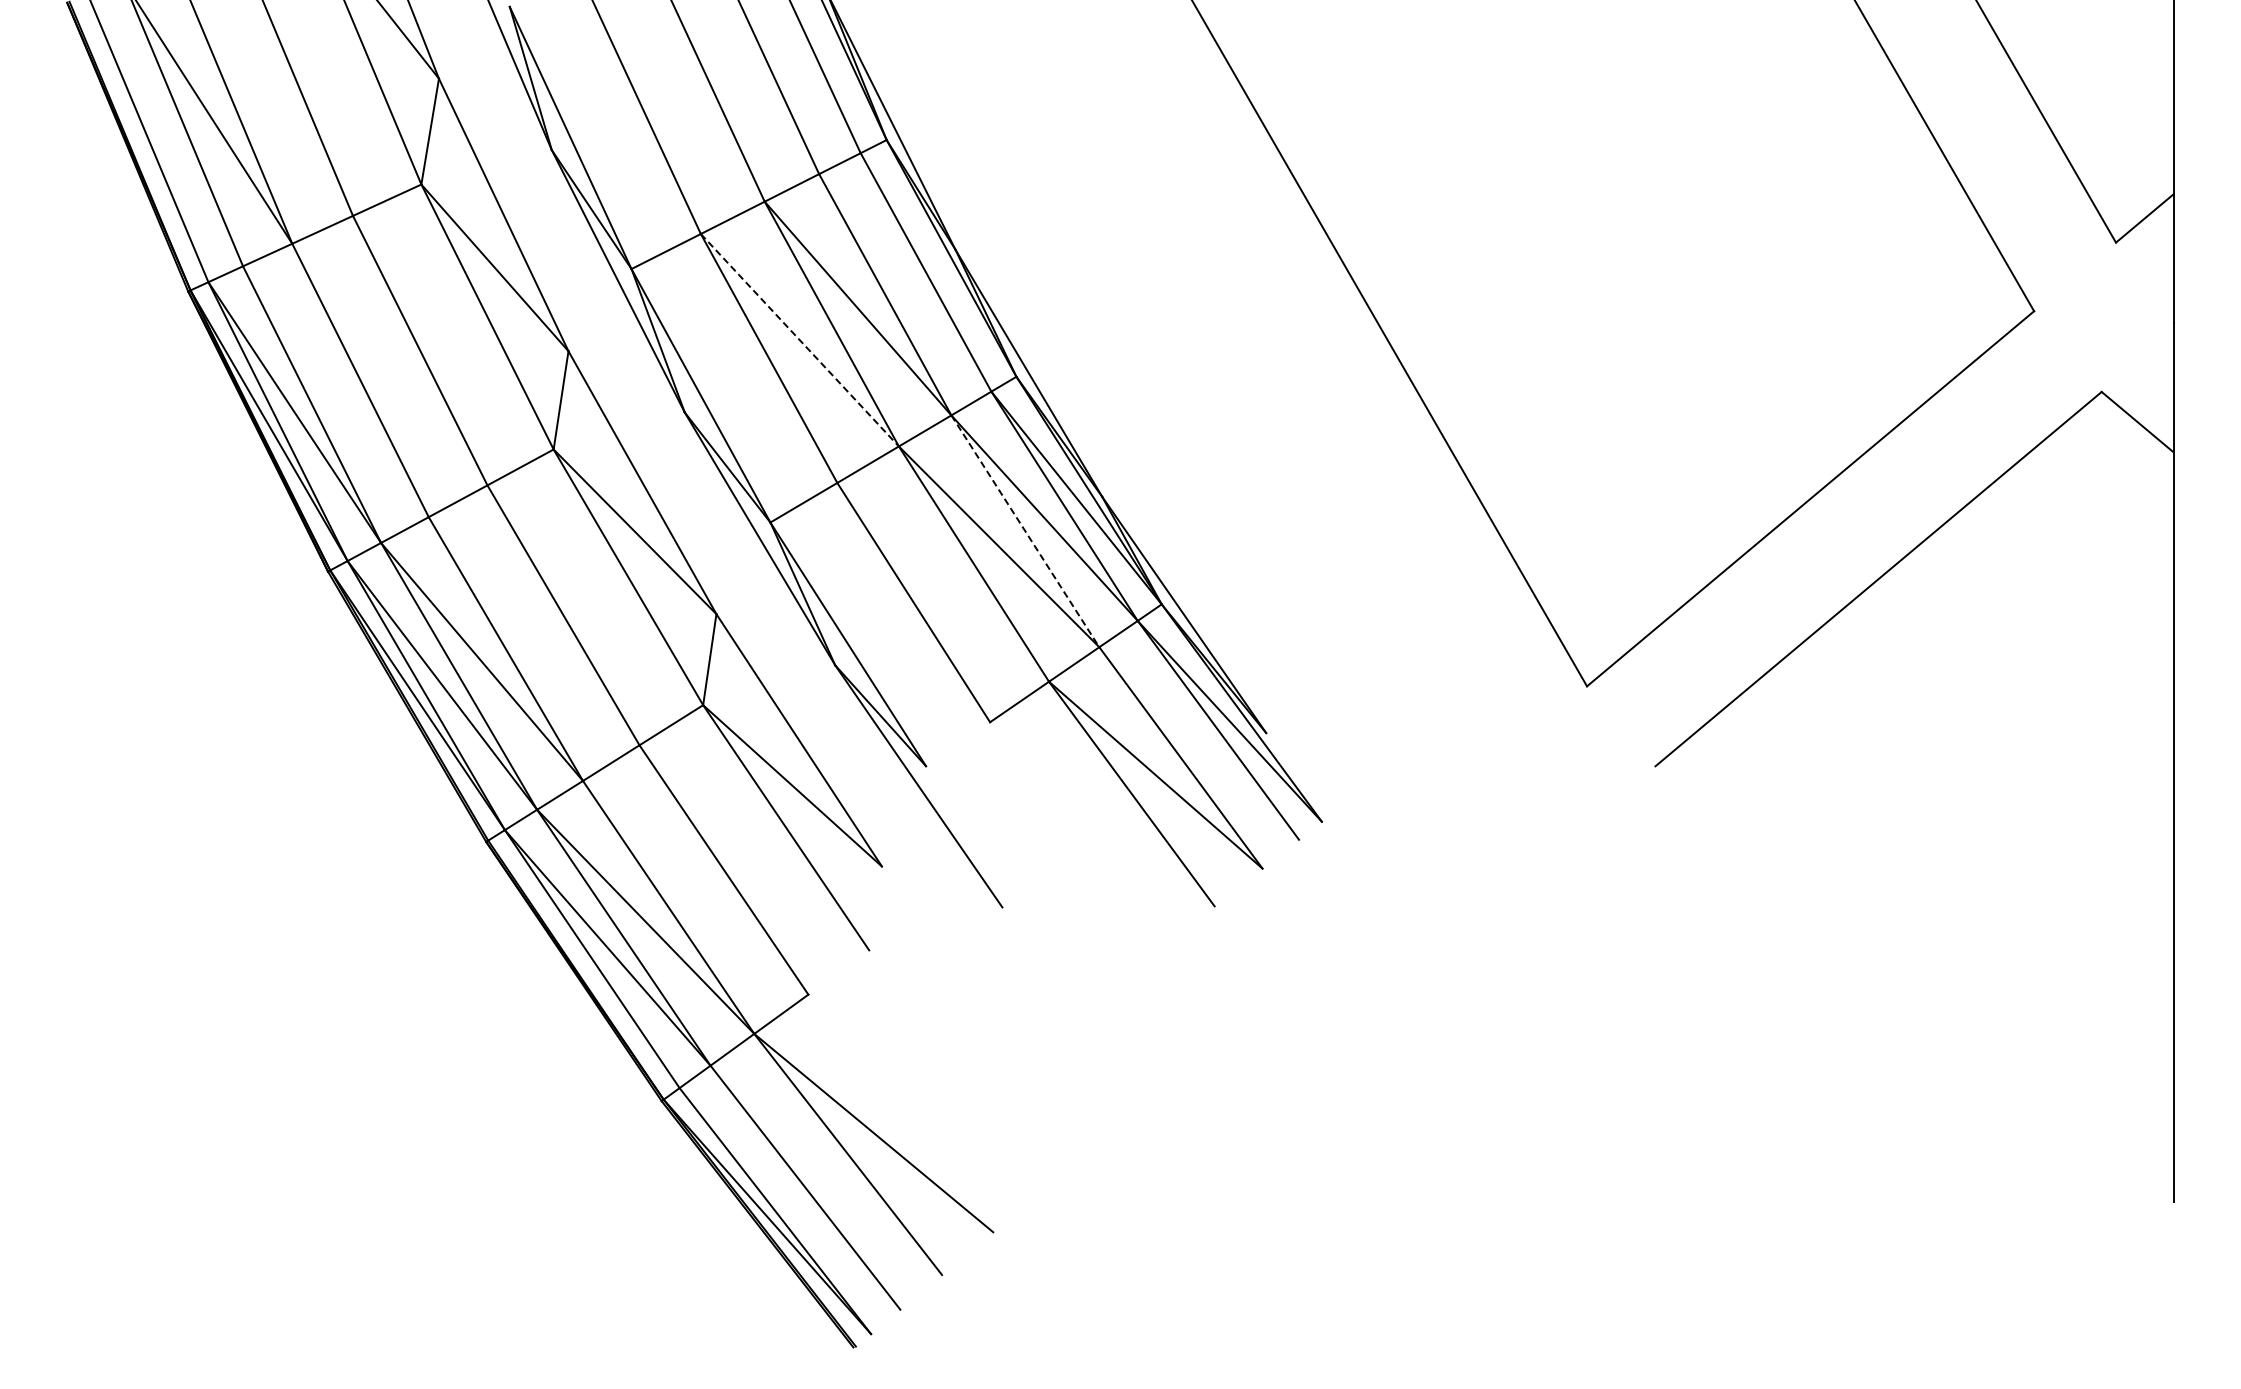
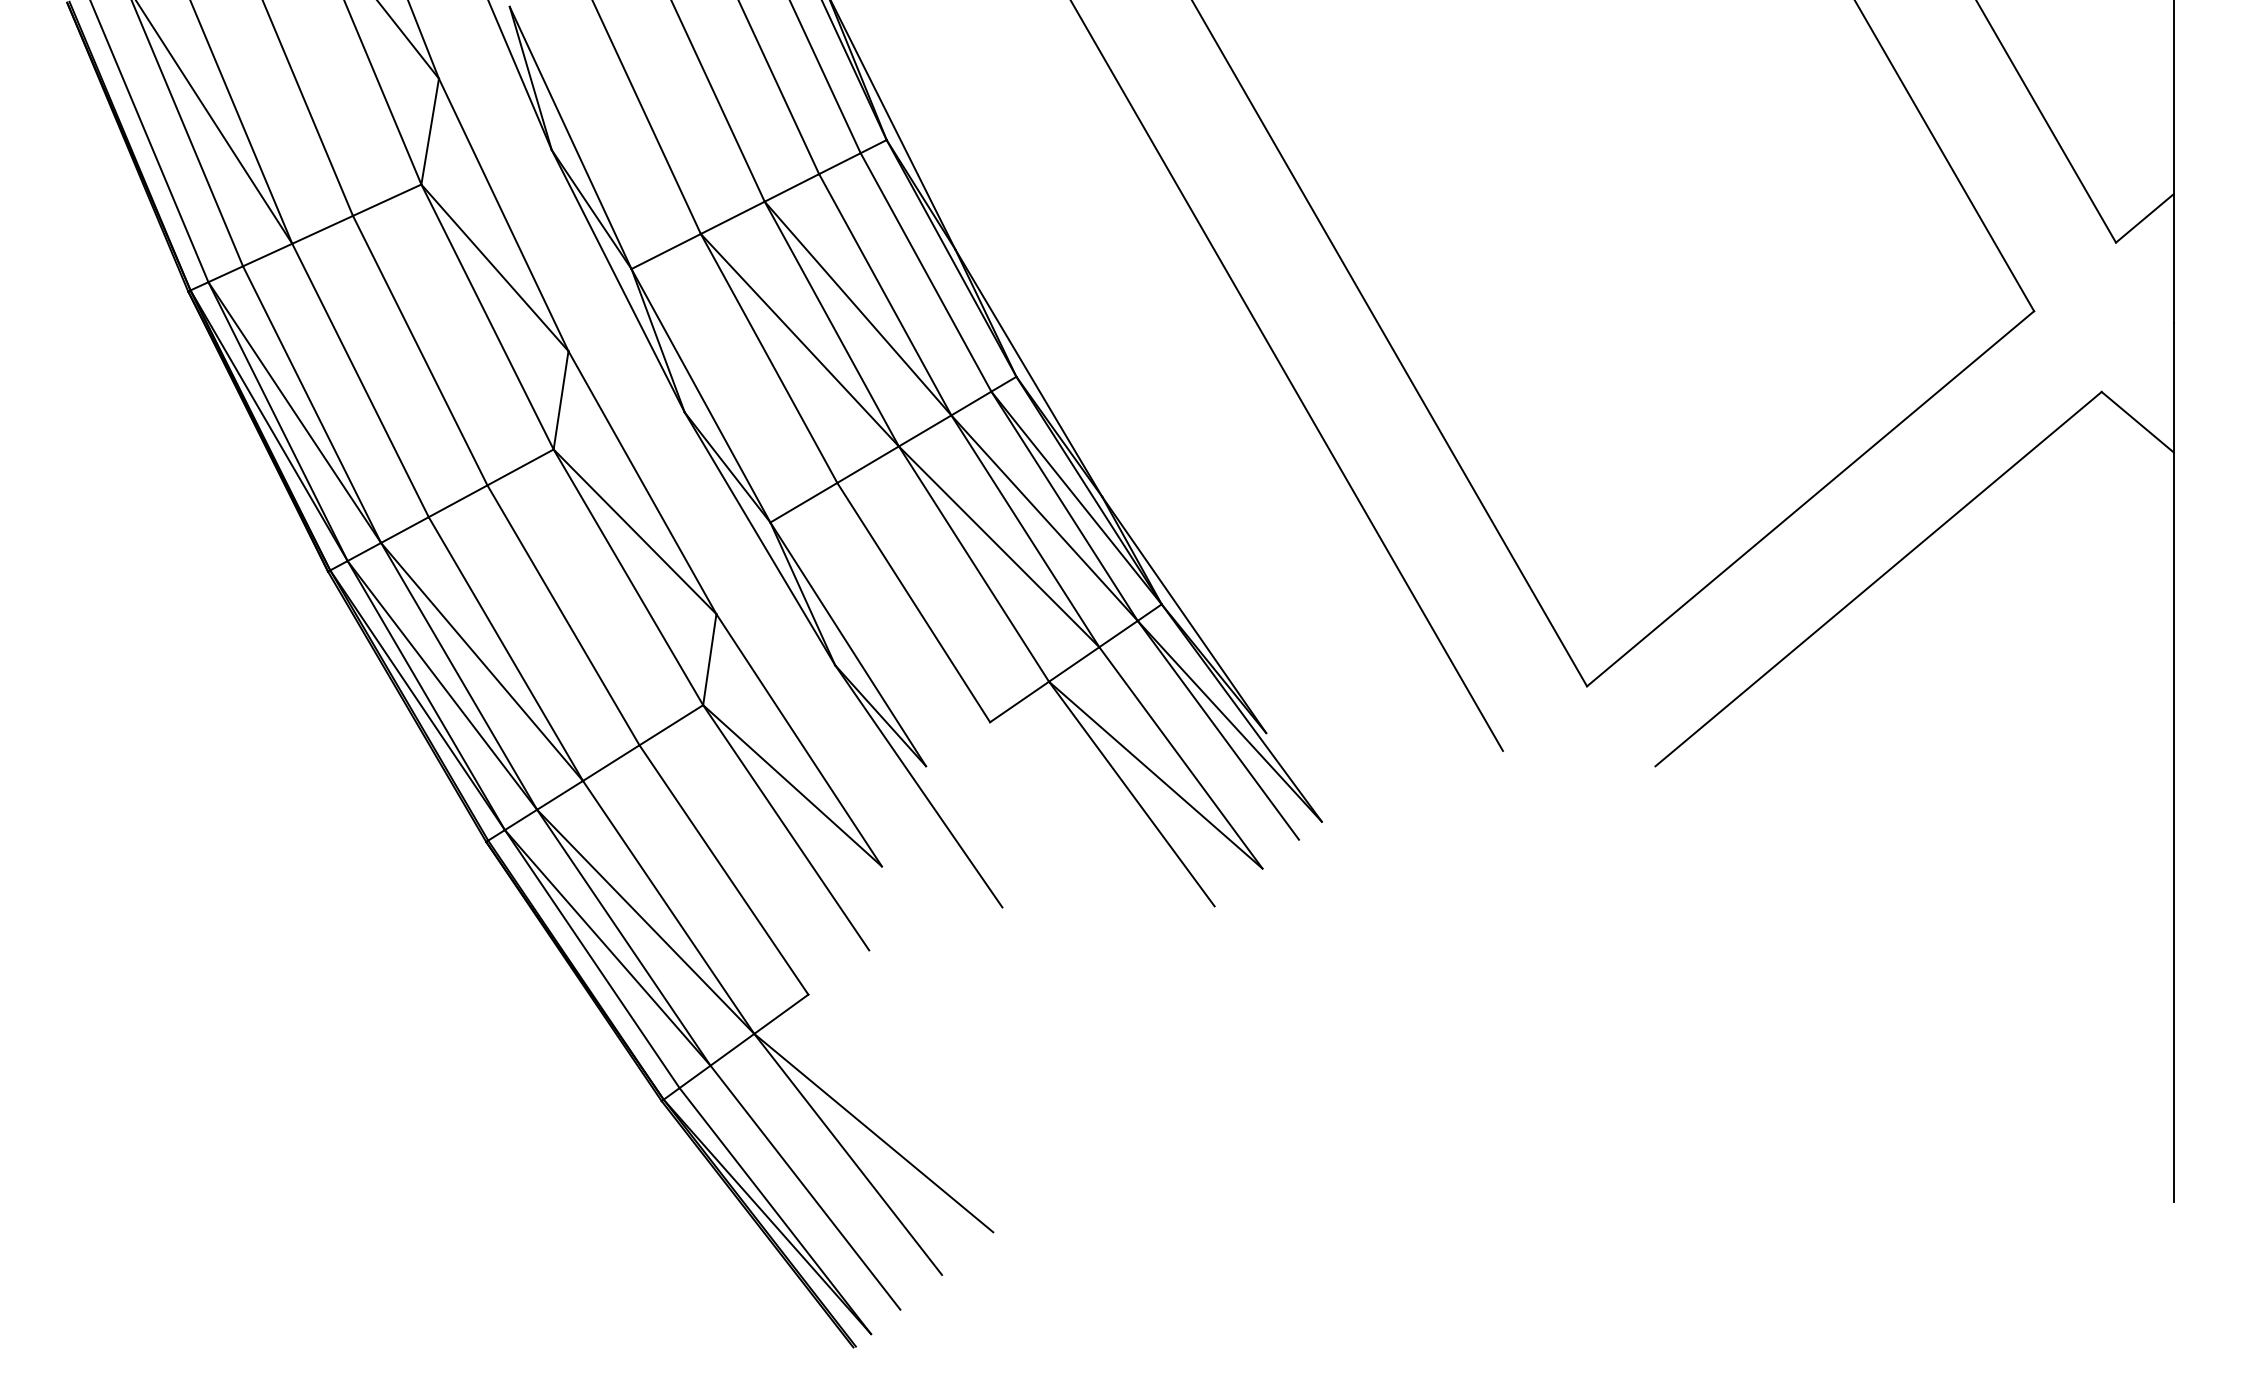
line: dashed -> solid (800, 340)
line: none -> present (1287, 376)
line: dashed -> solid (1025, 531)
